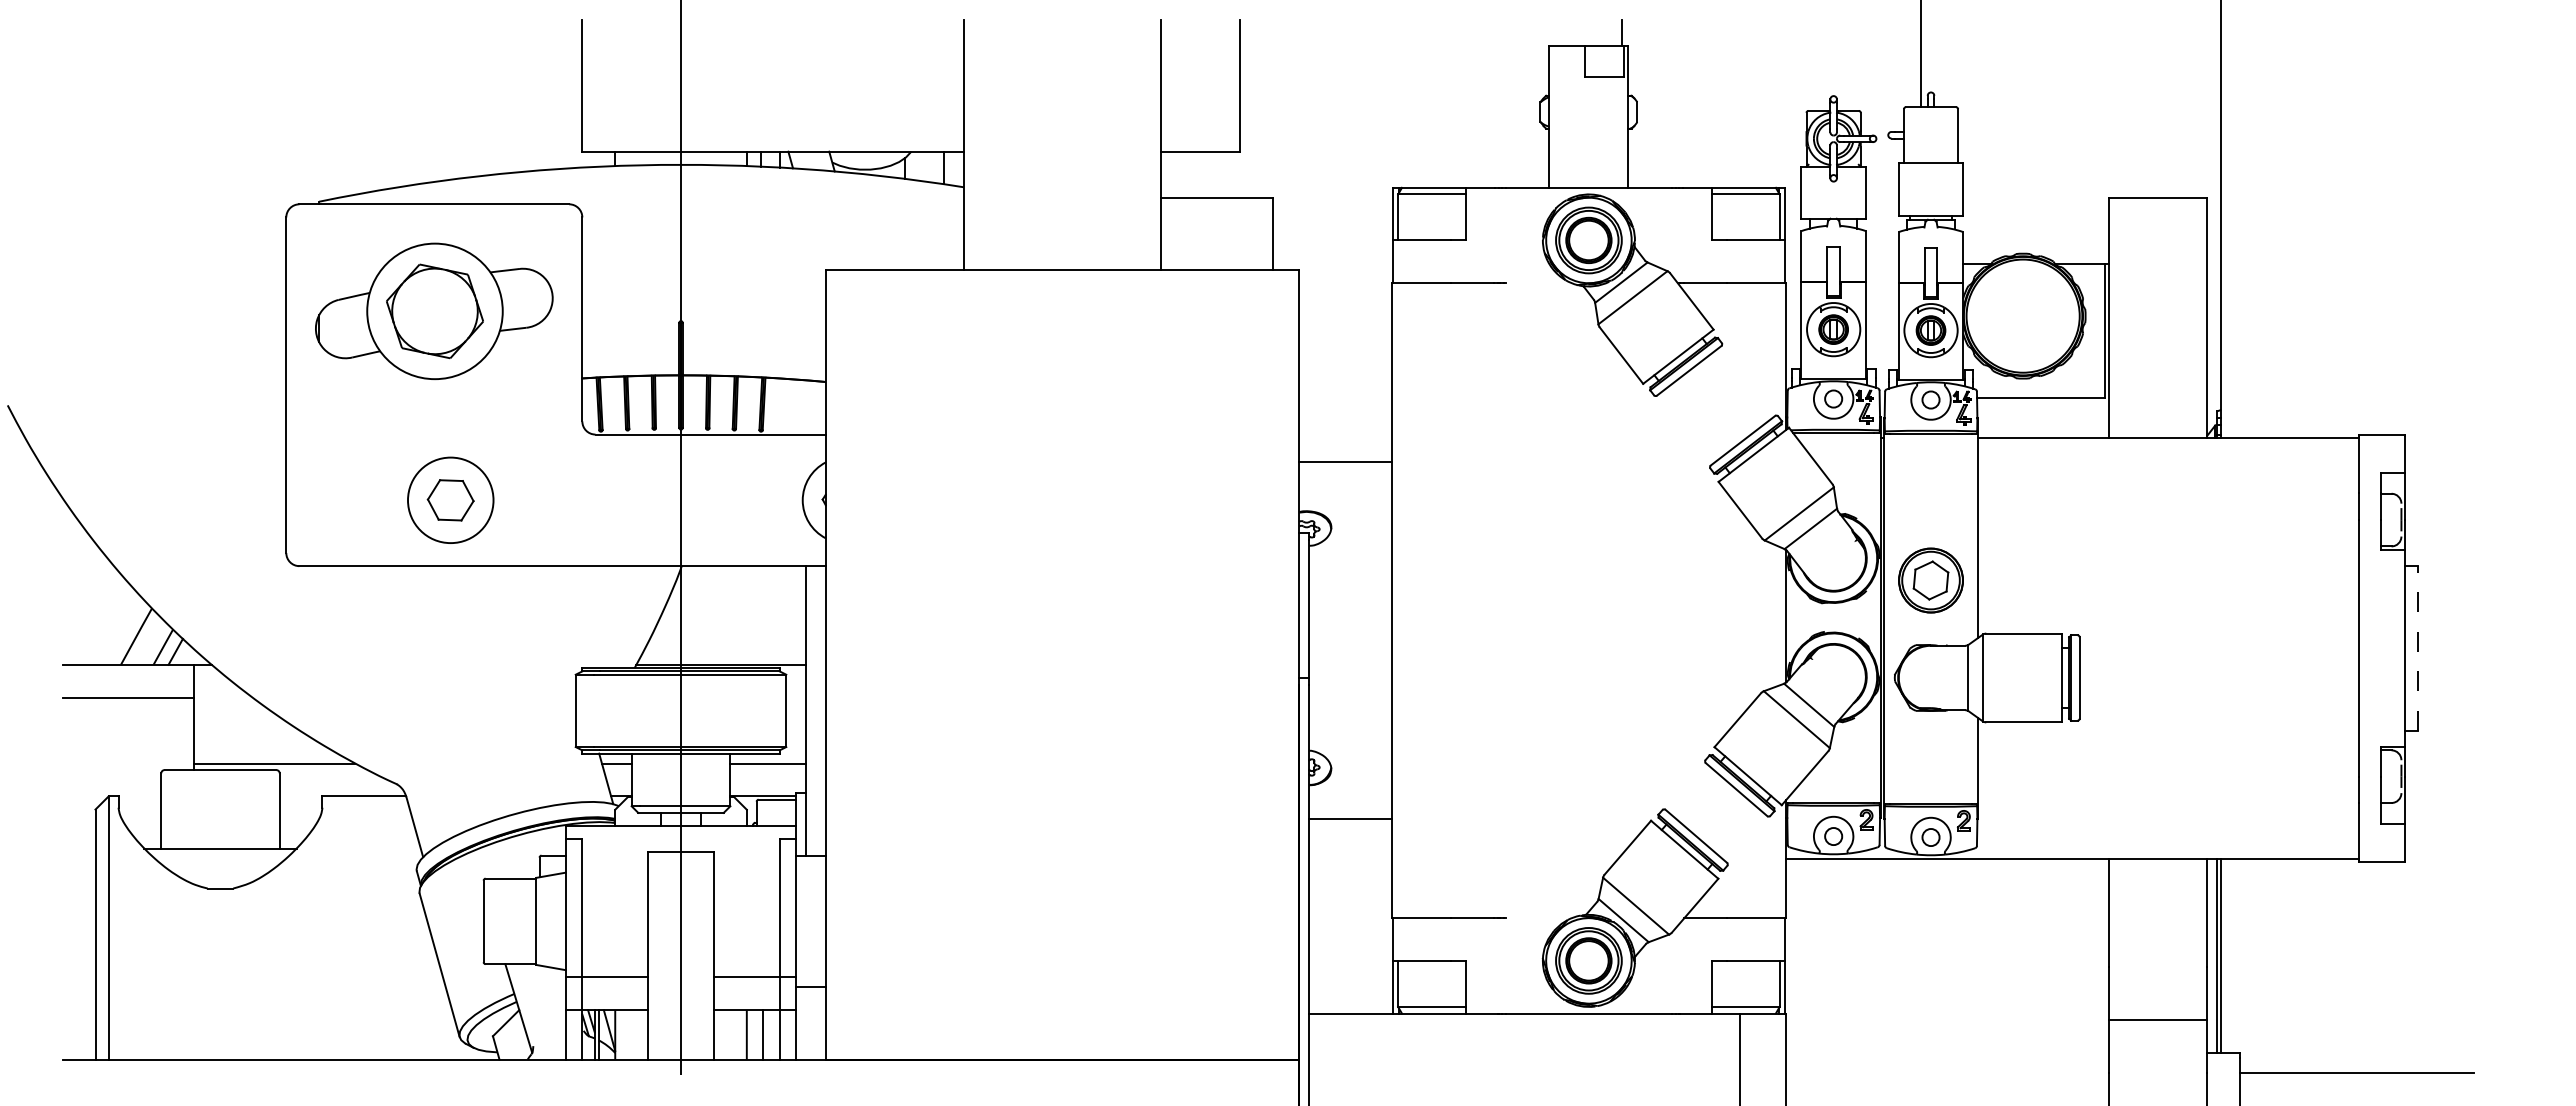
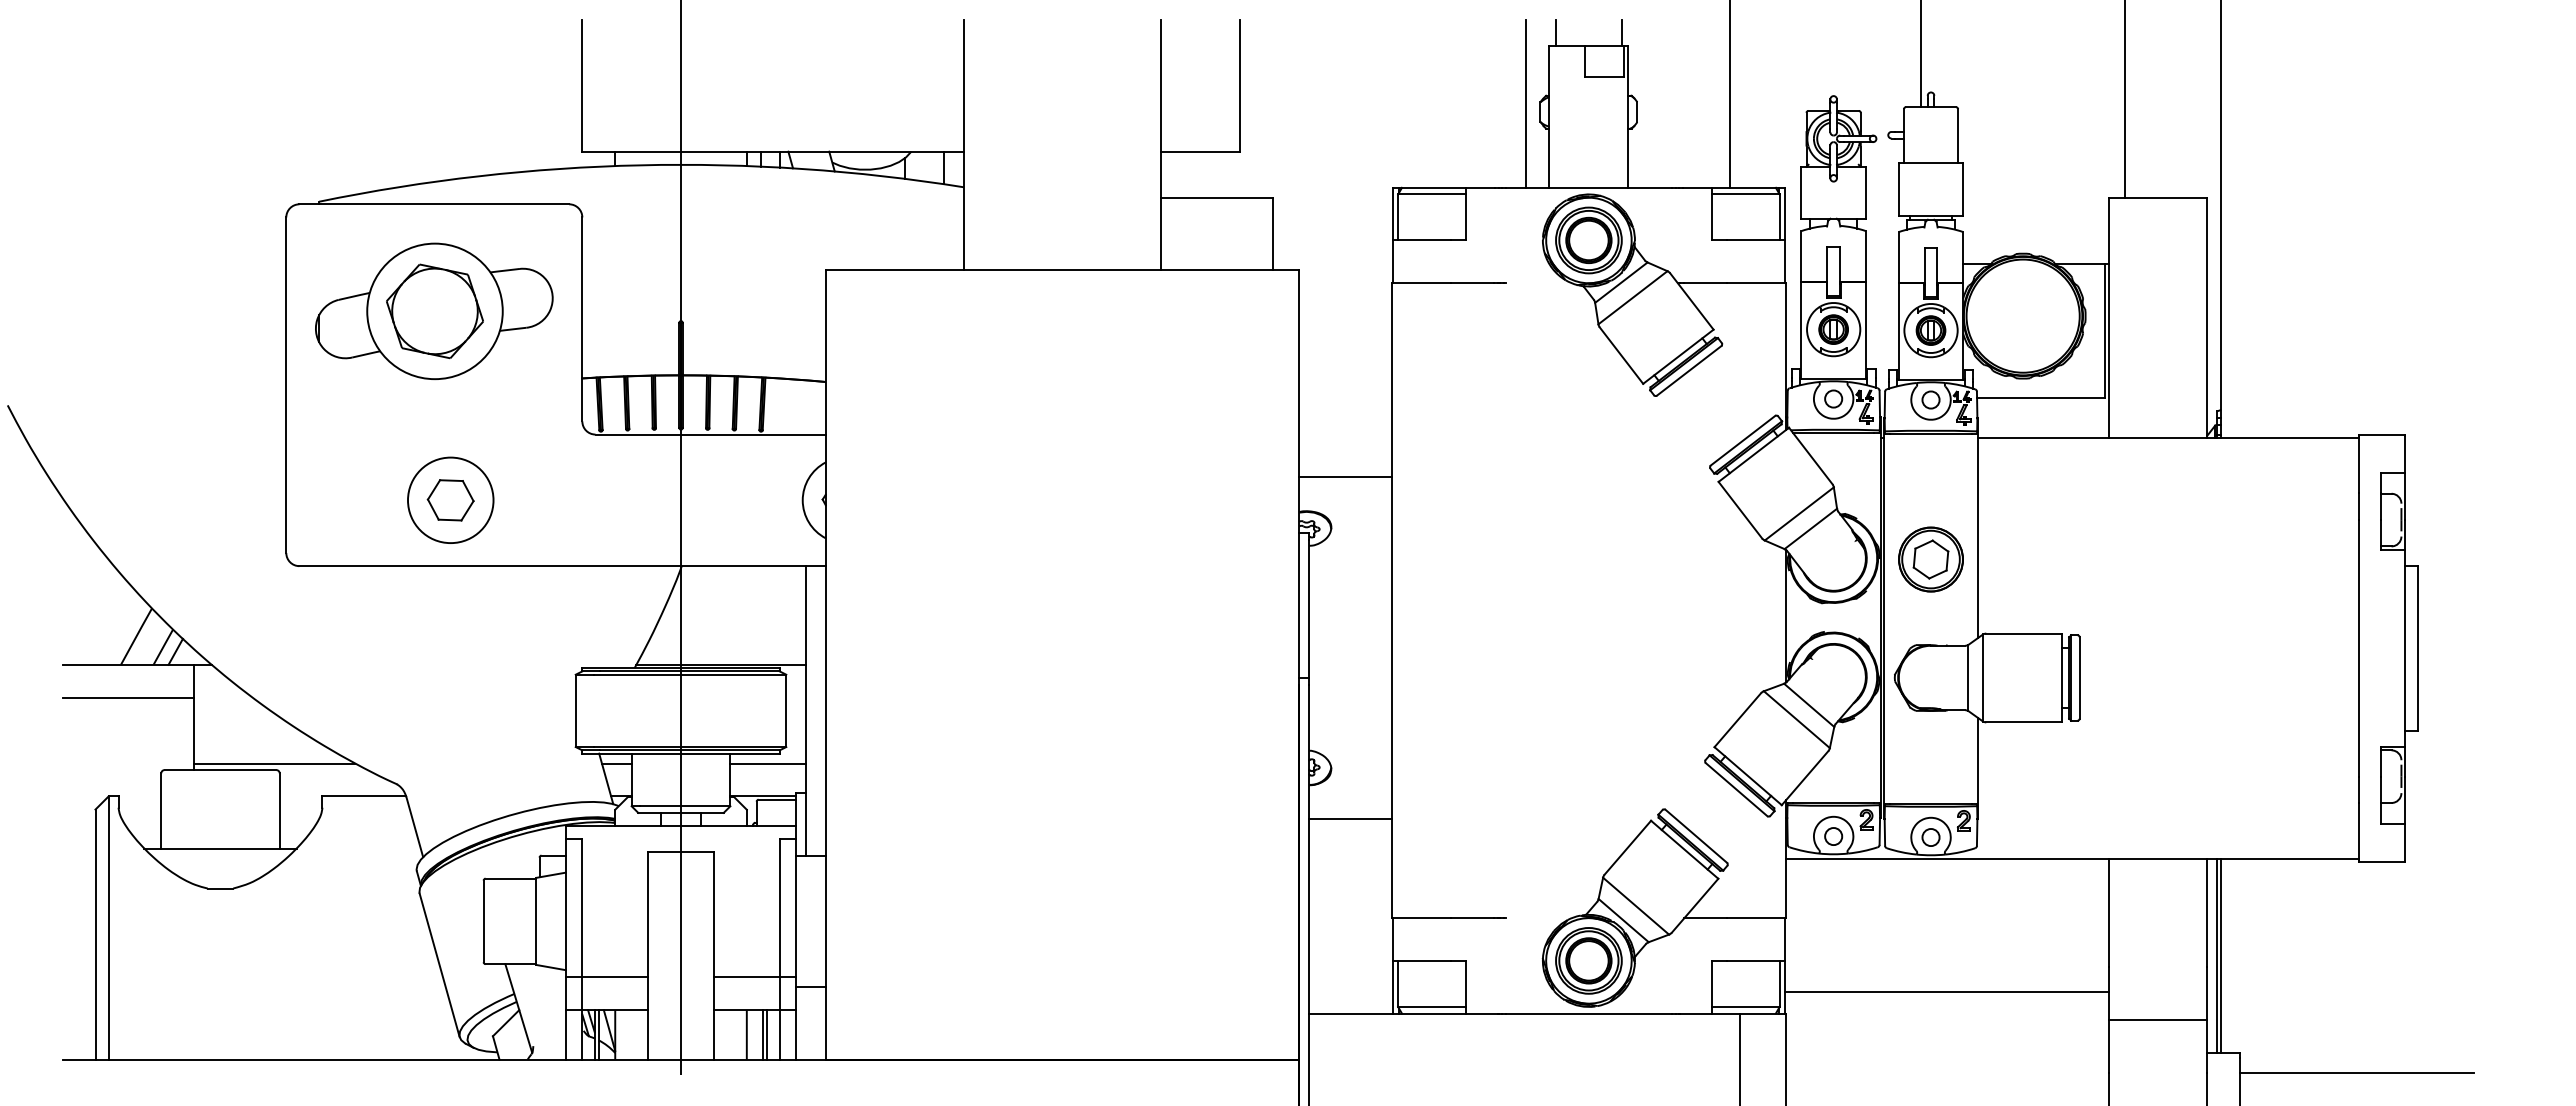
line: none -> present (1556, 33)
line: none -> present (1730, 94)
line: none -> present (2125, 99)
line: none -> present (1526, 103)
line position: (1345, 462) -> (1345, 477) (1345, 477)
part position: (1930, 580) -> (1930, 559) (1930, 559)
line: dashed -> solid (2417, 647)
line: none -> present (1946, 992)
line: none -> present (767, 1034)
